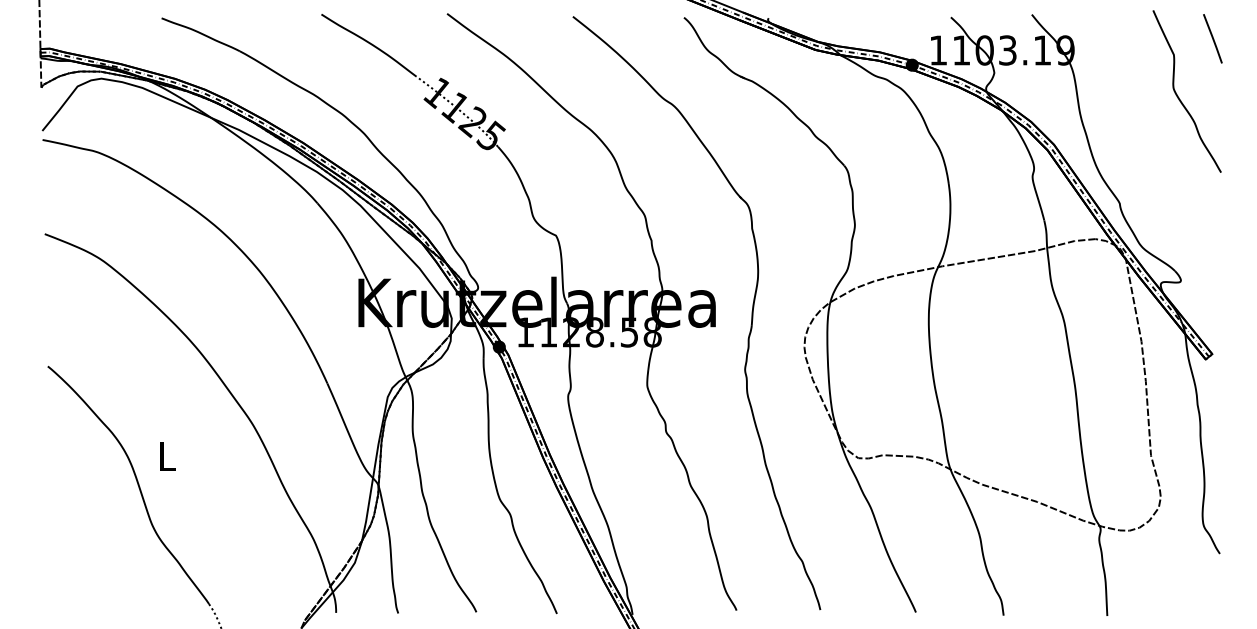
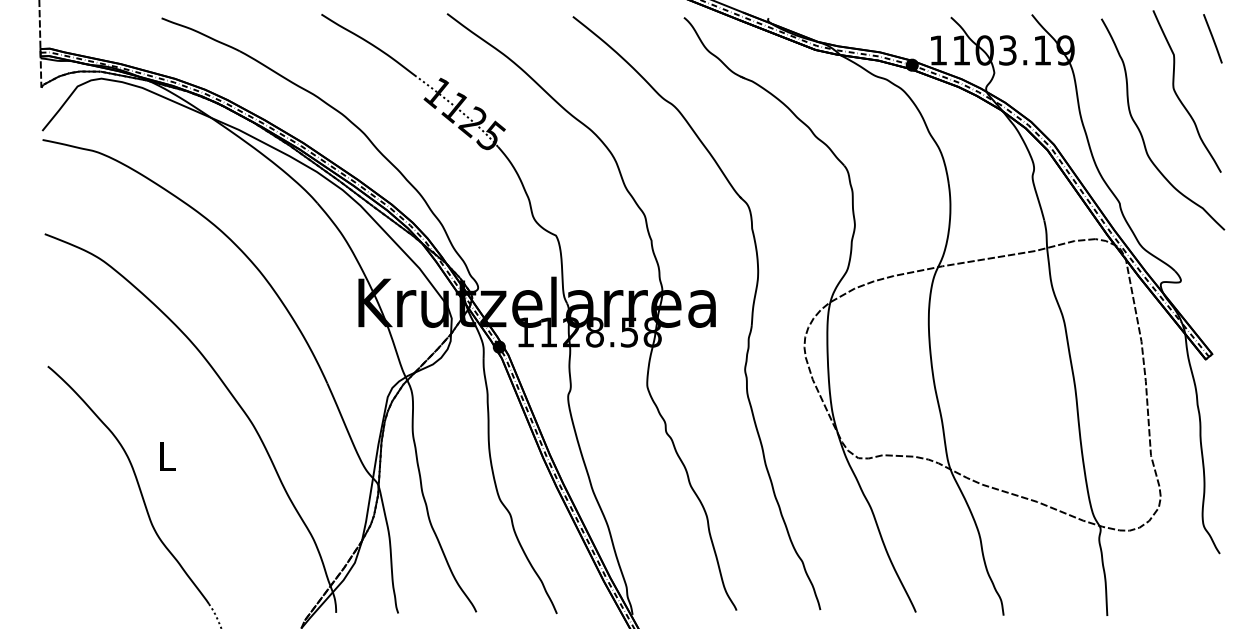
curve: none -> present (1142, 134)
